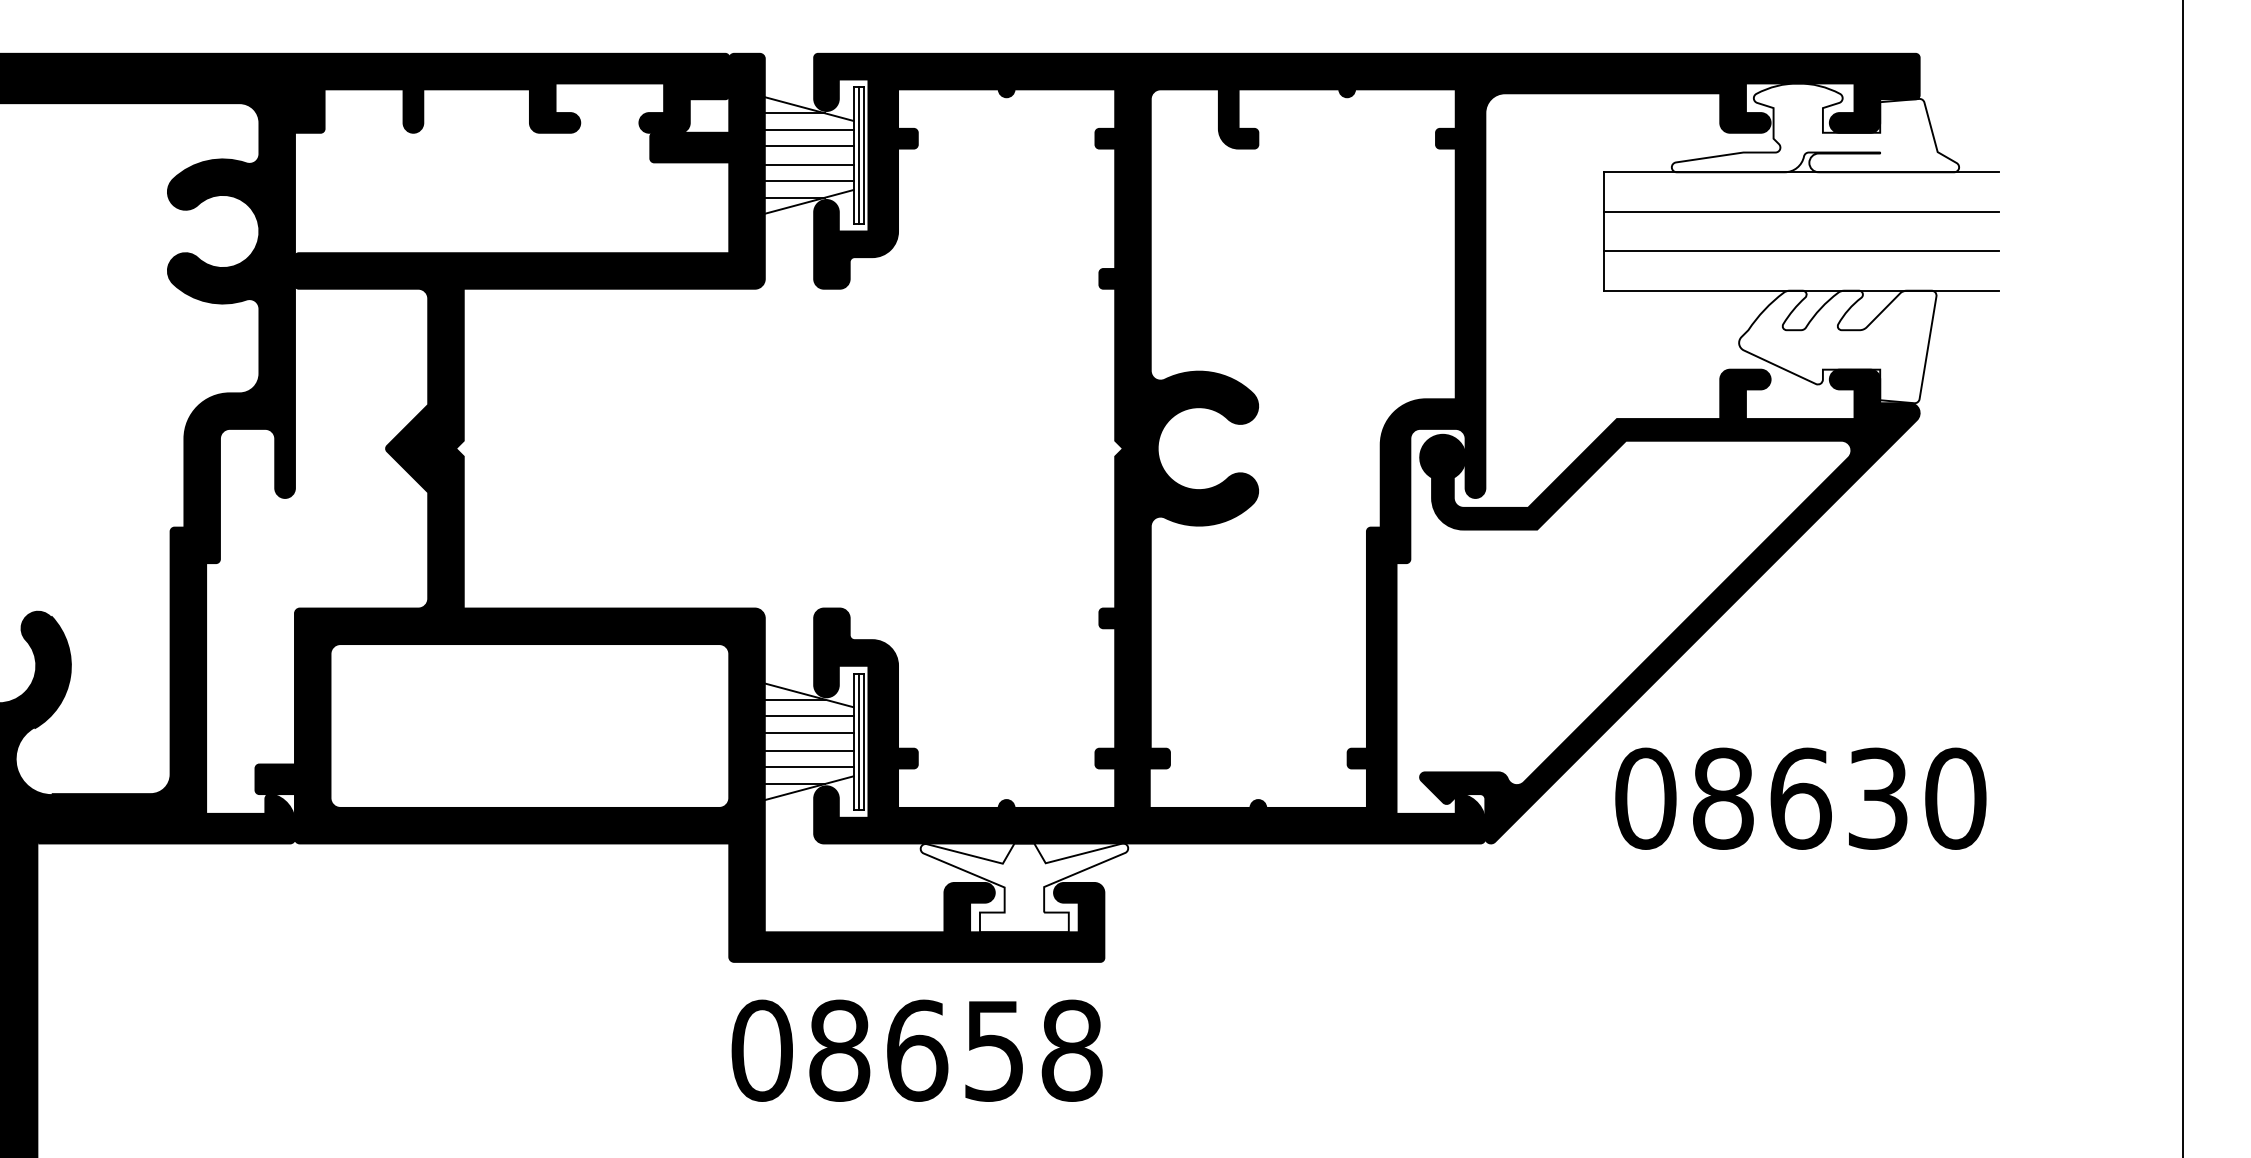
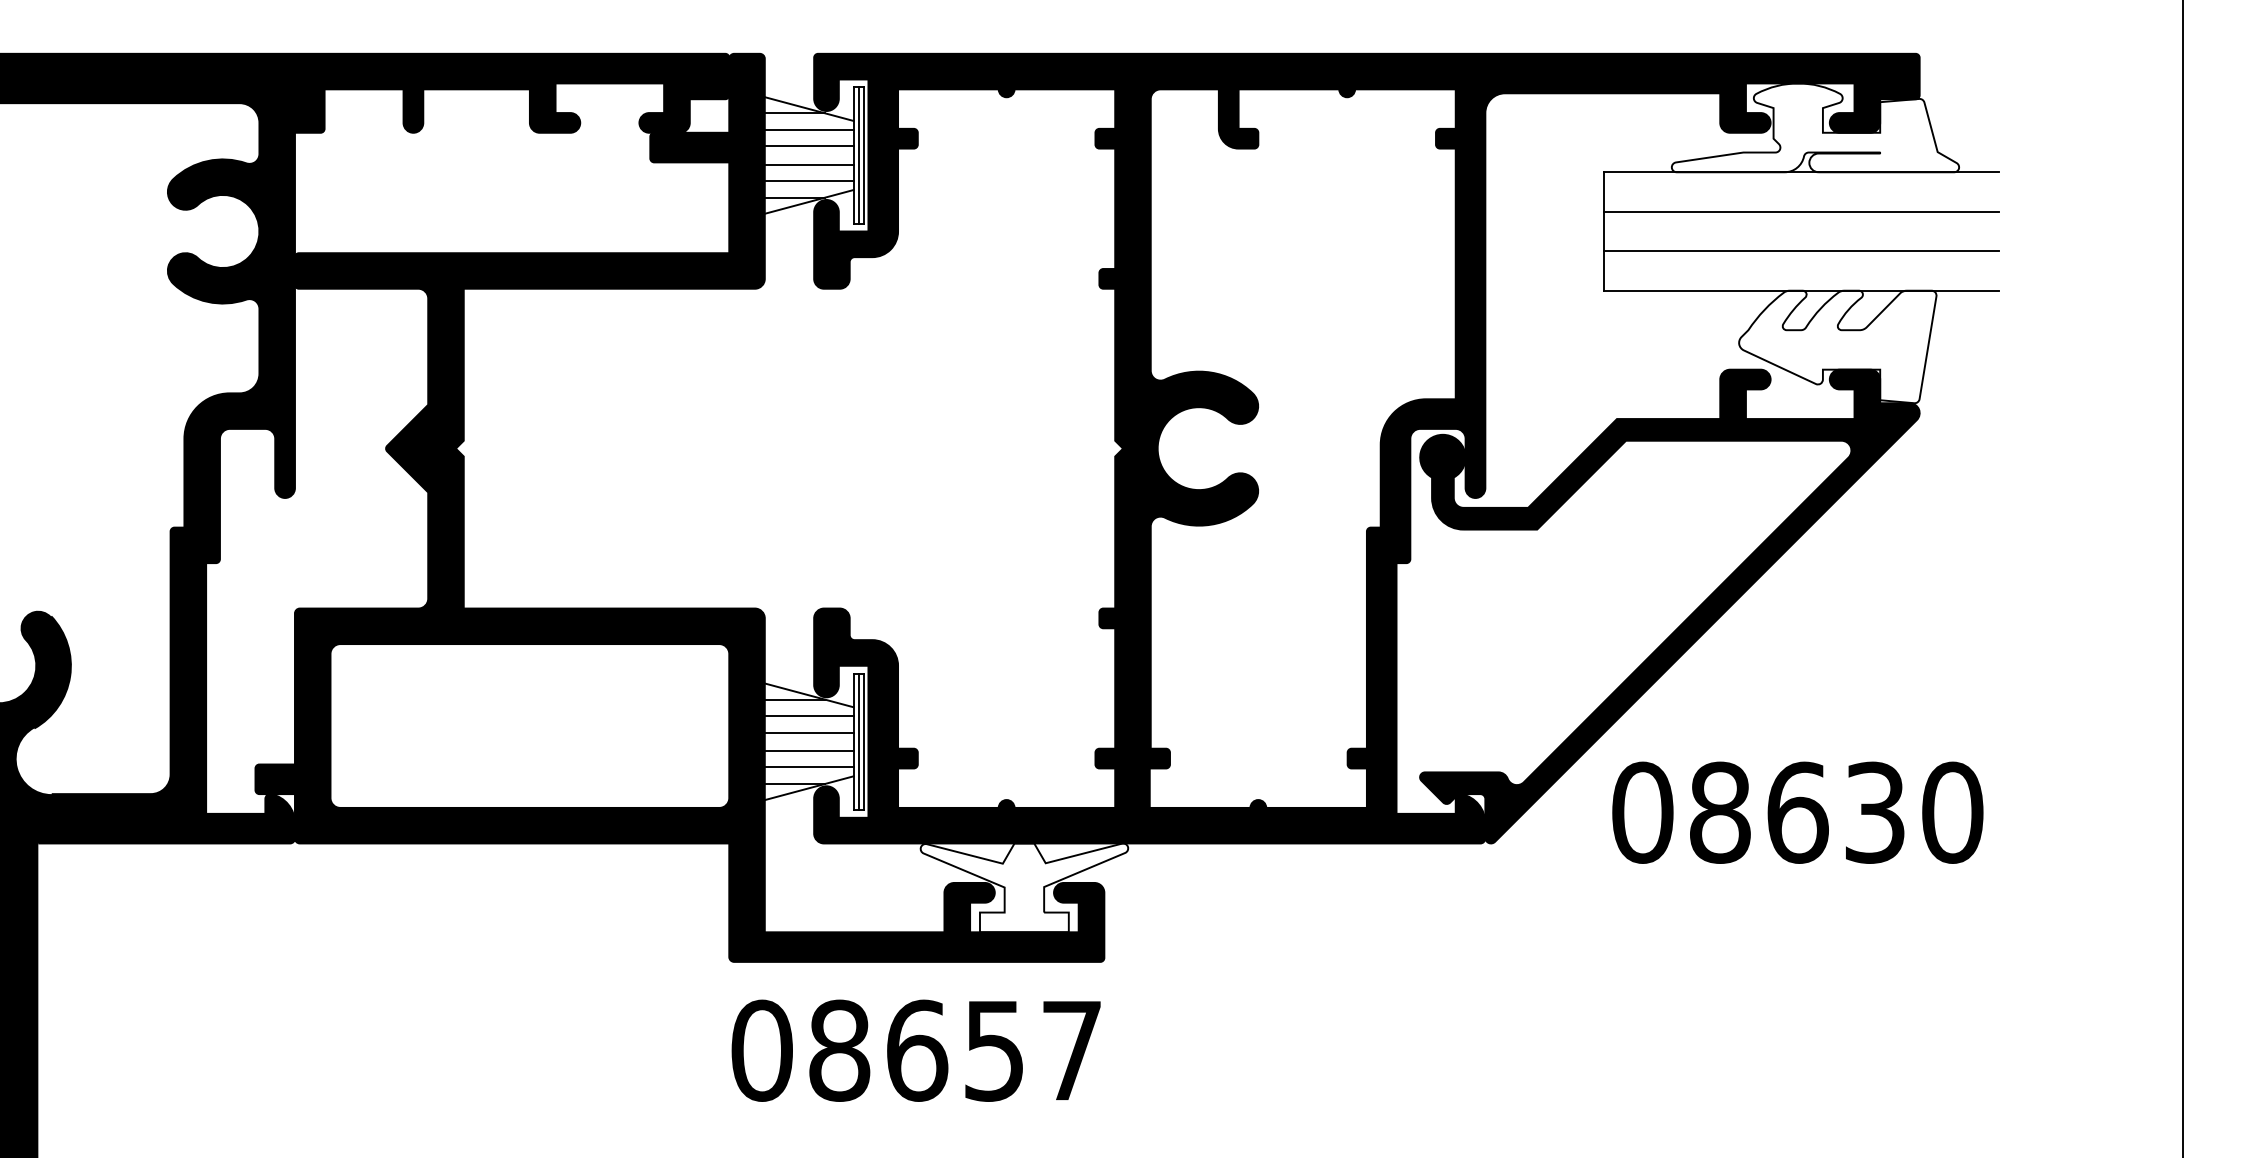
text position: (1800, 798) -> (1797, 812) (1797, 812)
text: 08658 -> 08657 (1071, 1050)
